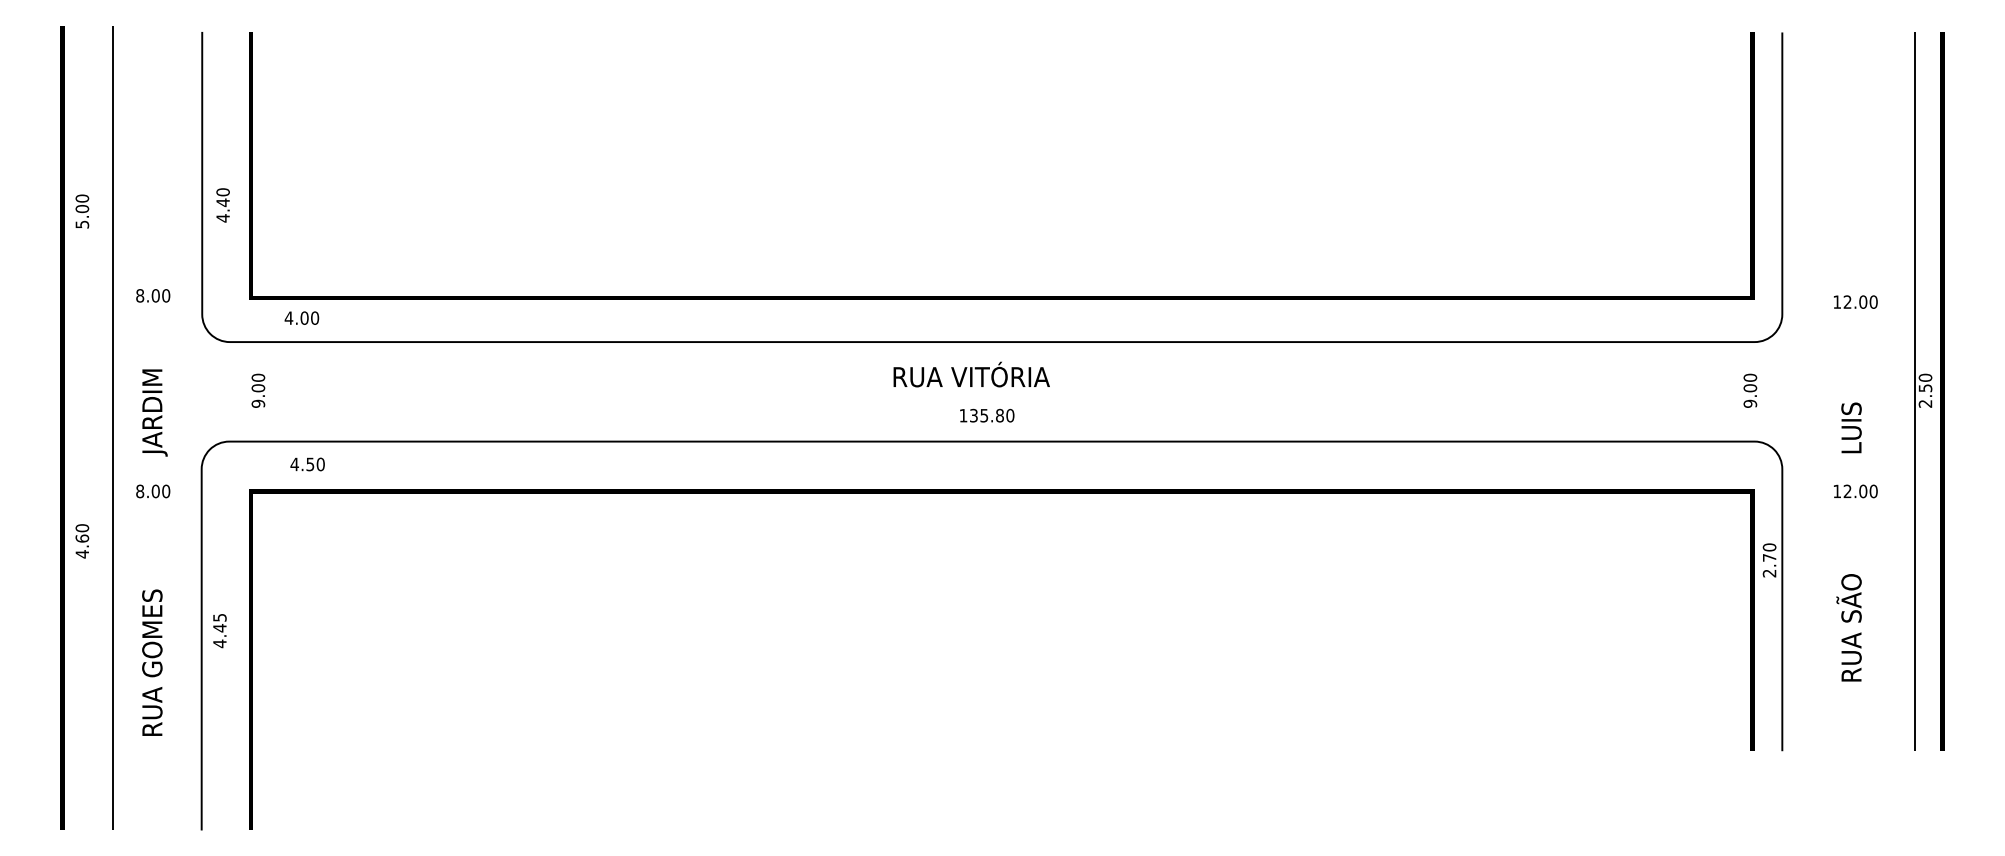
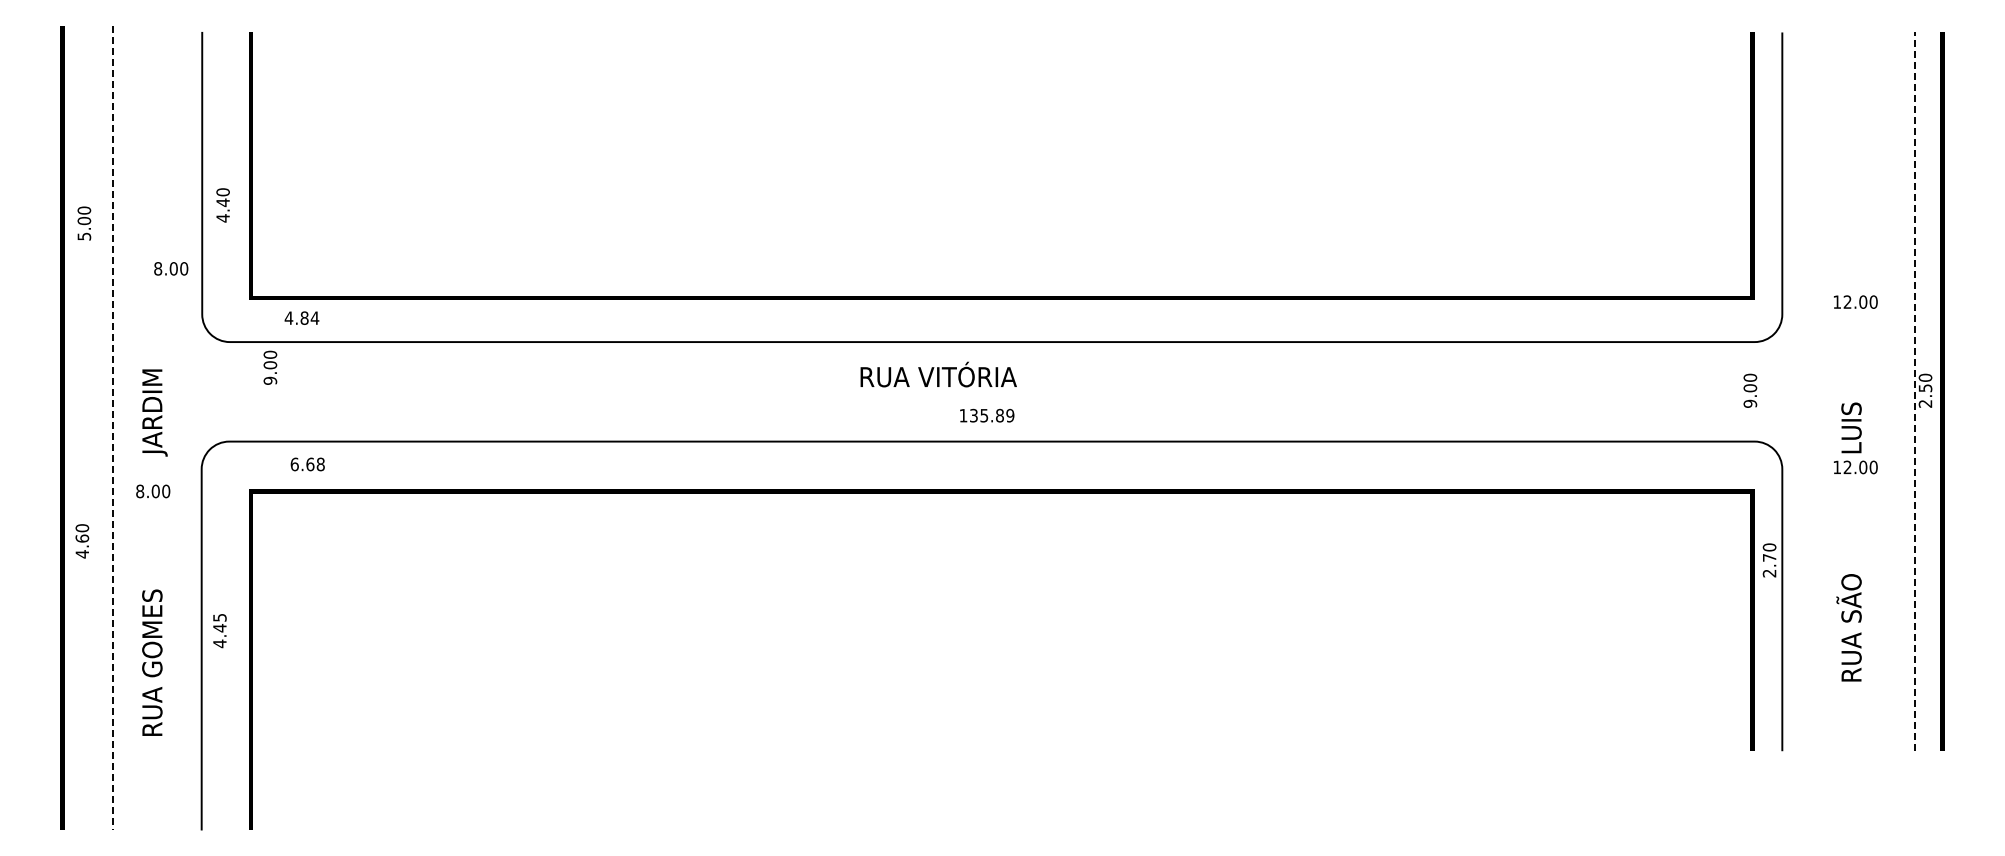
text position: (82, 211) -> (84, 223) (84, 223)
text position: (153, 295) -> (171, 268) (171, 268)
text: 4.00 -> 4.84 (309, 317)
text position: (971, 374) -> (938, 374) (938, 374)
text position: (258, 390) -> (270, 367) (270, 367)
line: solid -> dashed (1915, 391)
text: 135.80 -> 135.89 (1010, 415)
line: solid -> dashed (113, 428)
text: 4.50 -> 6.68 (307, 464)
text position: (1855, 491) -> (1855, 467) (1855, 467)
